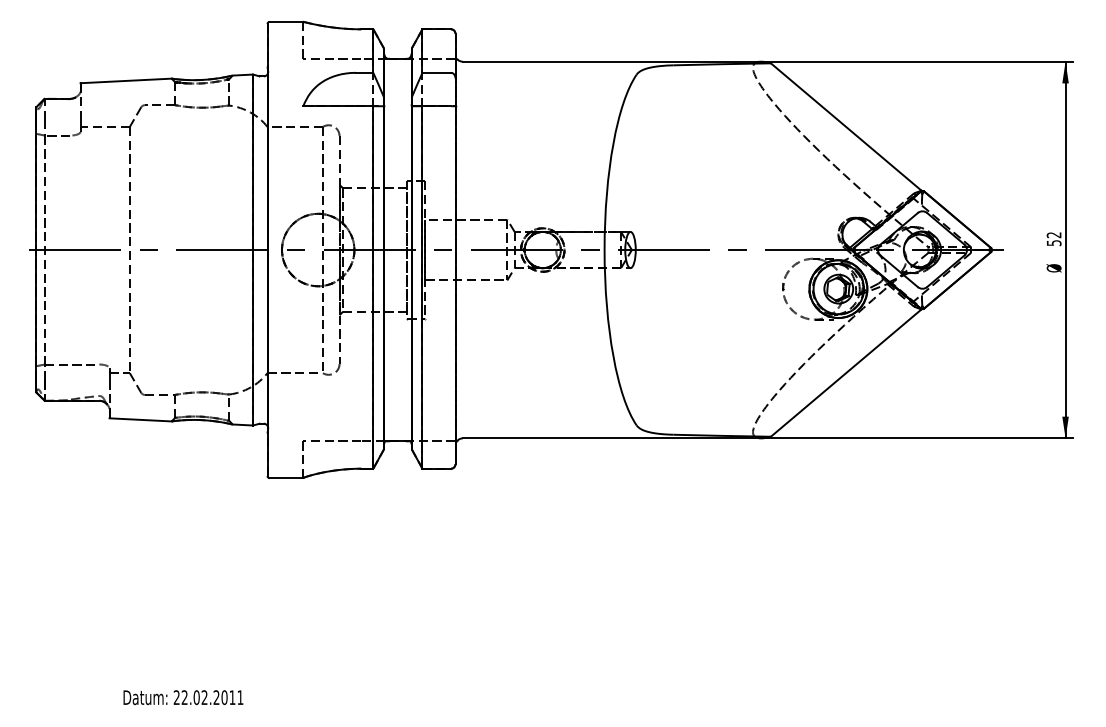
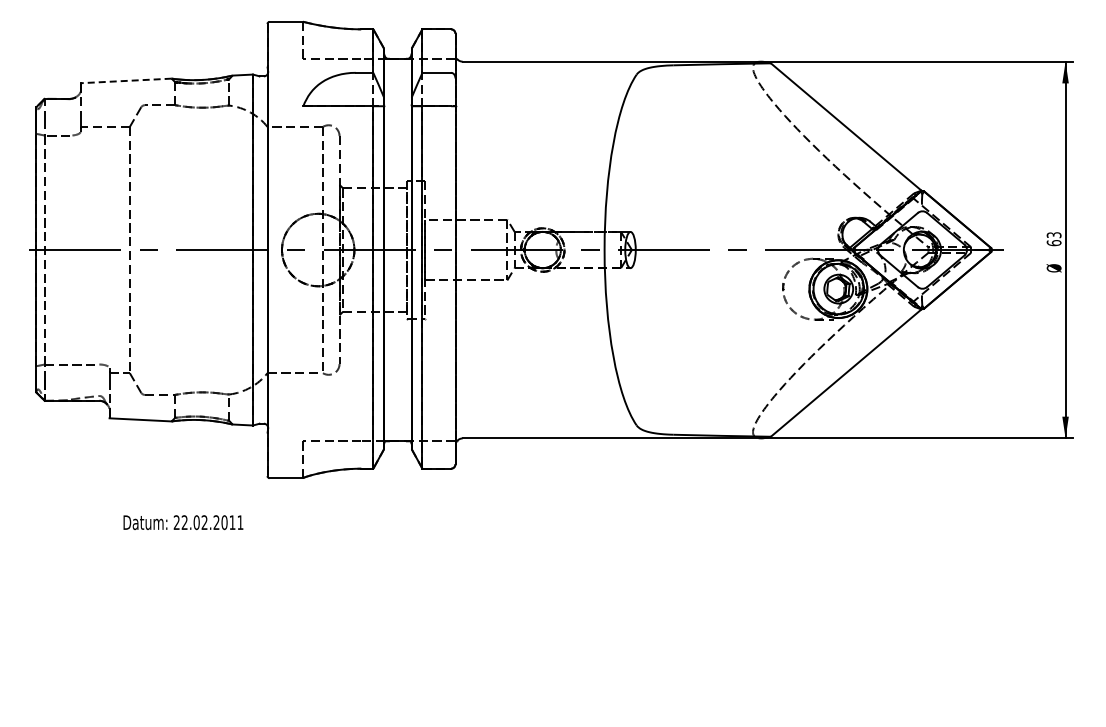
line: solid -> dashed (126, 80)
text: 52 -> 63 (1053, 239)
text position: (183, 697) -> (183, 522) (183, 522)
